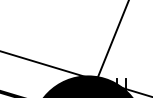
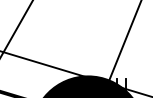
line: none -> present (16, 28)
line position: (113, 39) -> (124, 41) (124, 41)
